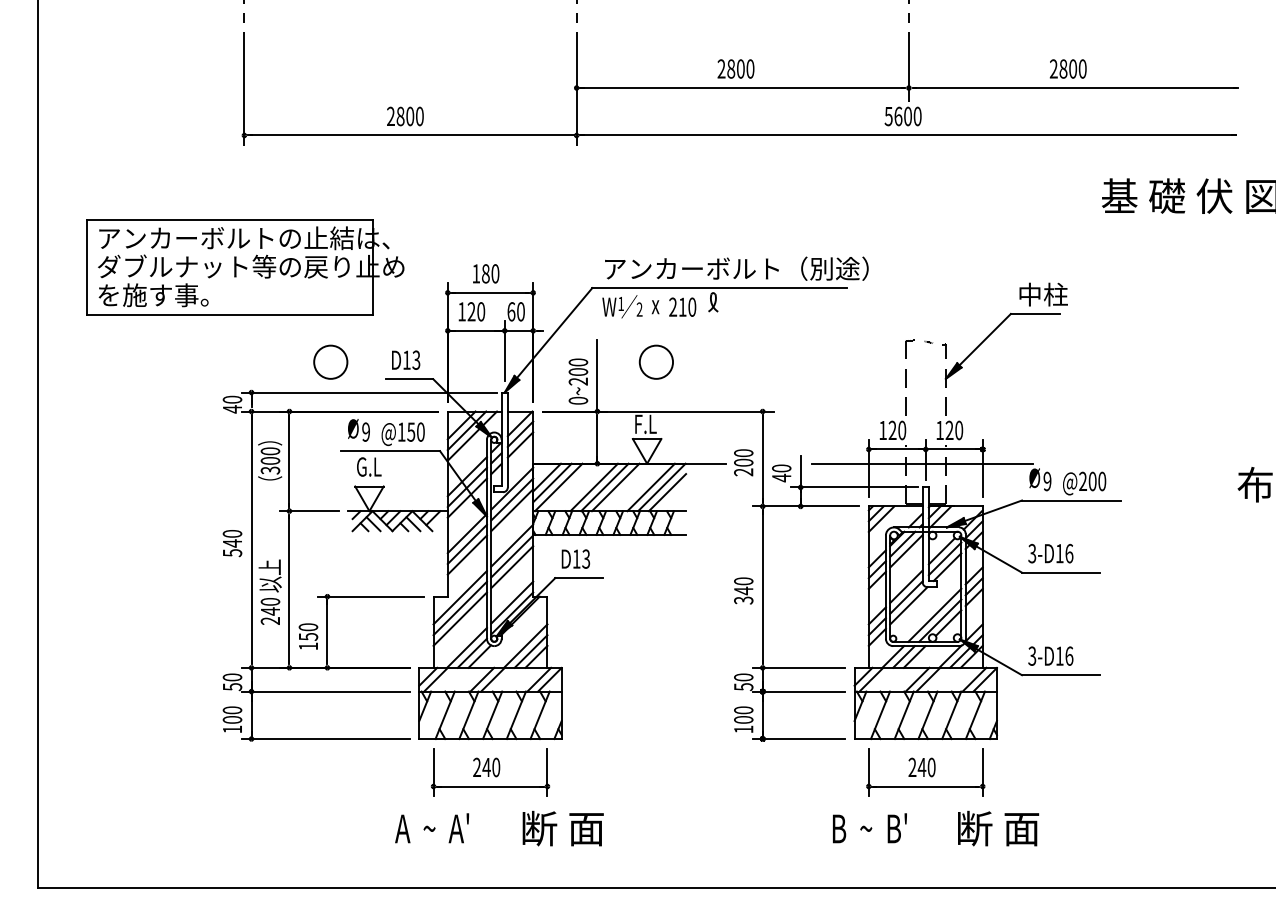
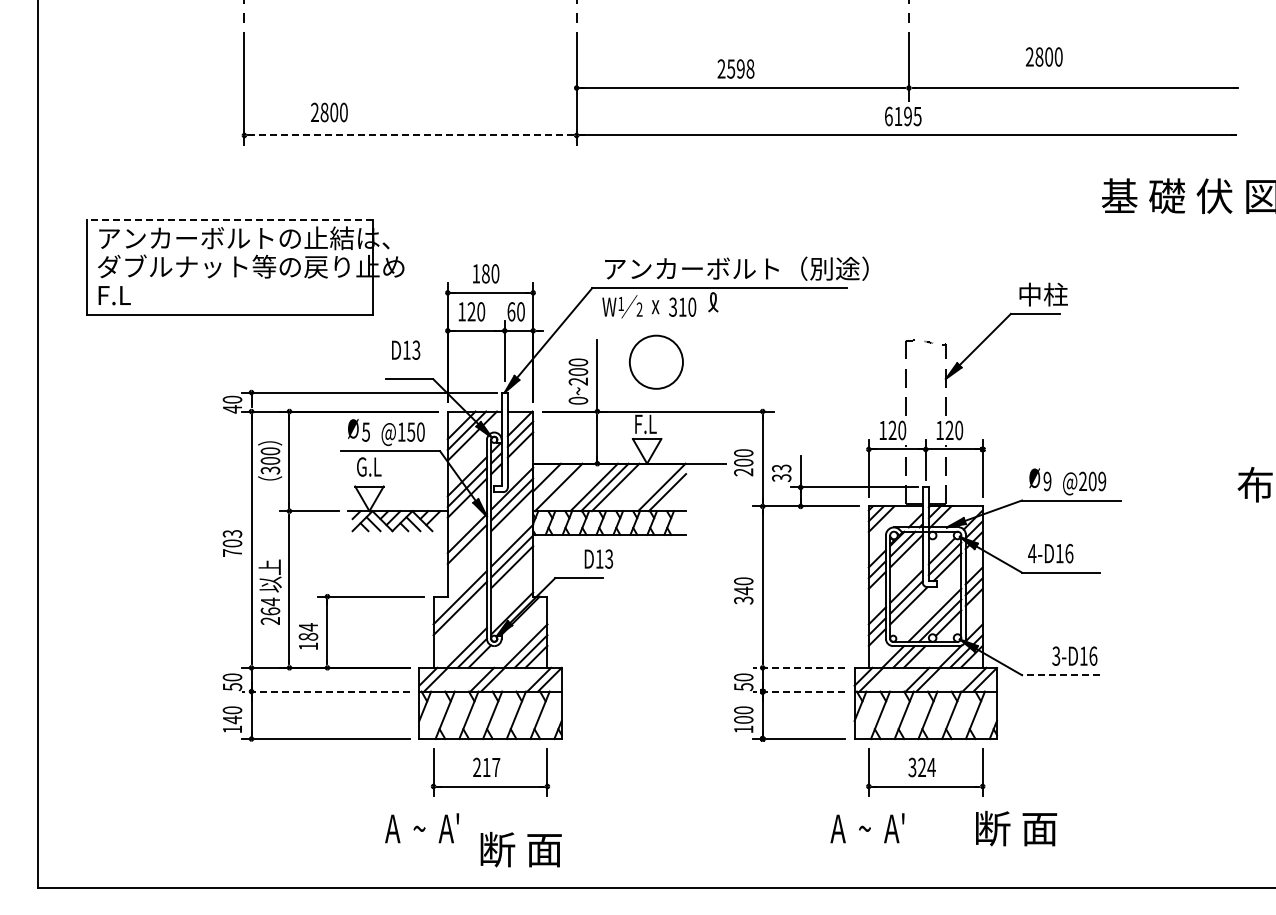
text: 2800 -> 2598 (740, 68)
text position: (1067, 68) -> (1043, 56) (1043, 56)
text position: (405, 116) -> (329, 112) (329, 112)
text: 5600 -> 6195 (902, 116)
line: solid -> dashed (411, 135)
line: solid -> dashed (229, 219)
text: を施す事。 -> F.L (153, 295)
text: 210 -> 310 (673, 307)
text position: (406, 359) -> (406, 349) (406, 349)
circle: present -> none (330, 361)
circle diameter: 33 px -> 53 px (655, 361)
text: 9 -> 5 (365, 431)
line: present -> none (921, 463)
text: 40 -> 33 (781, 473)
text: @200 -> @209 (1102, 481)
line: present -> none (552, 482)
line: present -> none (650, 487)
text: 540 -> 703 (232, 543)
text: 3-D16 -> 4-D16 (1032, 553)
line: present -> none (466, 554)
text position: (575, 558) -> (598, 558) (598, 558)
line: present -> none (512, 602)
text: 240 -> 264 (270, 606)
line: present -> none (459, 618)
text: 150 -> 184 (308, 631)
text position: (1050, 655) -> (1074, 655) (1074, 655)
line: solid -> dashed (799, 667)
line: solid -> dashed (1060, 675)
line: solid -> dashed (325, 691)
line: solid -> dashed (799, 691)
text: 100 -> 140 (232, 719)
text: 240 -> 217 (491, 767)
text: 240 -> 324 (921, 767)
text position: (432, 828) -> (422, 828) (422, 828)
text position: (562, 828) -> (520, 849) (520, 849)
text: B  ~  B' -> A  ~  A' (868, 828)
text position: (998, 828) -> (1016, 828) (1016, 828)
